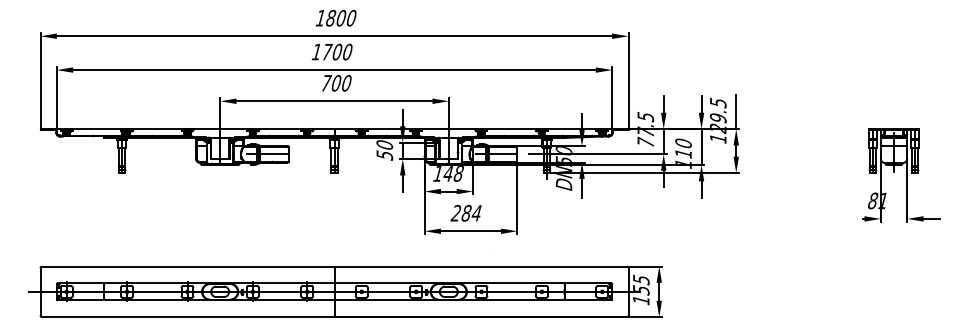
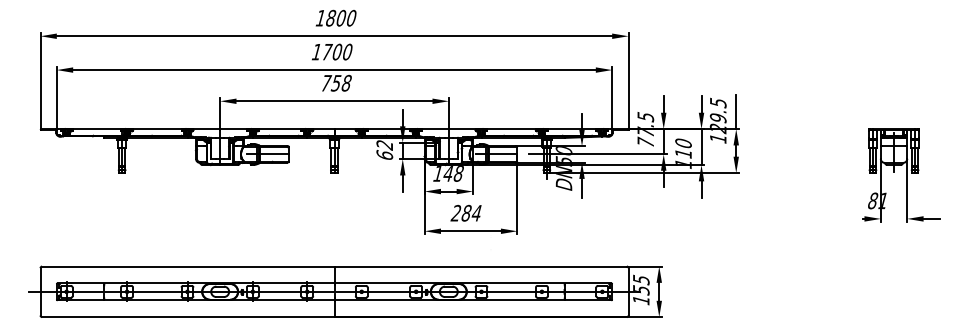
text: 700 -> 758 (340, 82)
text: 50 -> 62 (384, 150)
